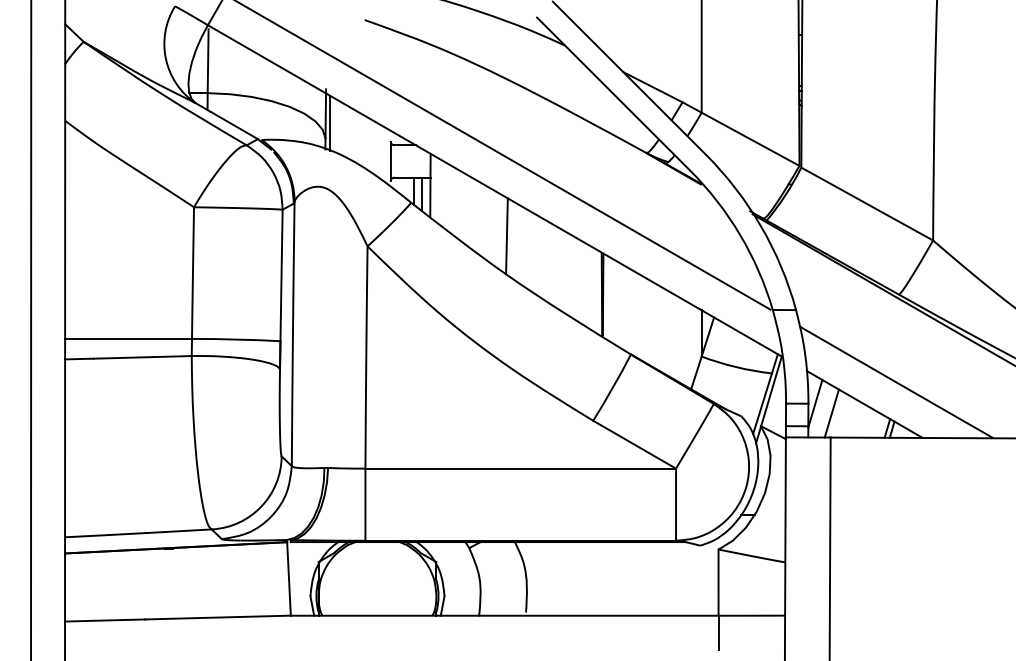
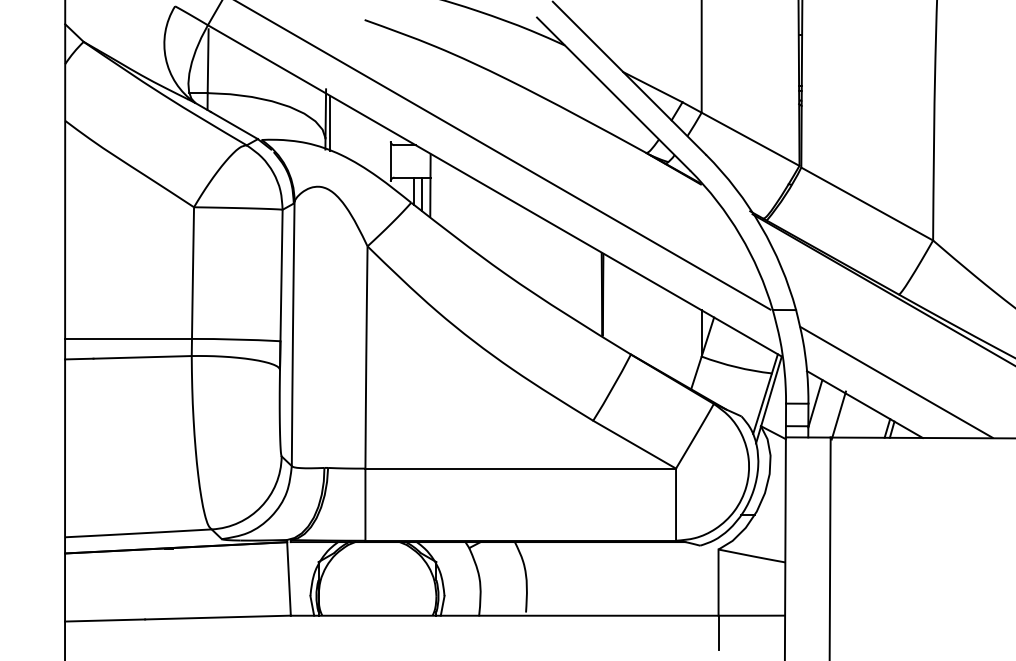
line: present -> none (506, 236)
line: present -> none (31, 329)
line position: (831, 413) -> (838, 415) (838, 415)
